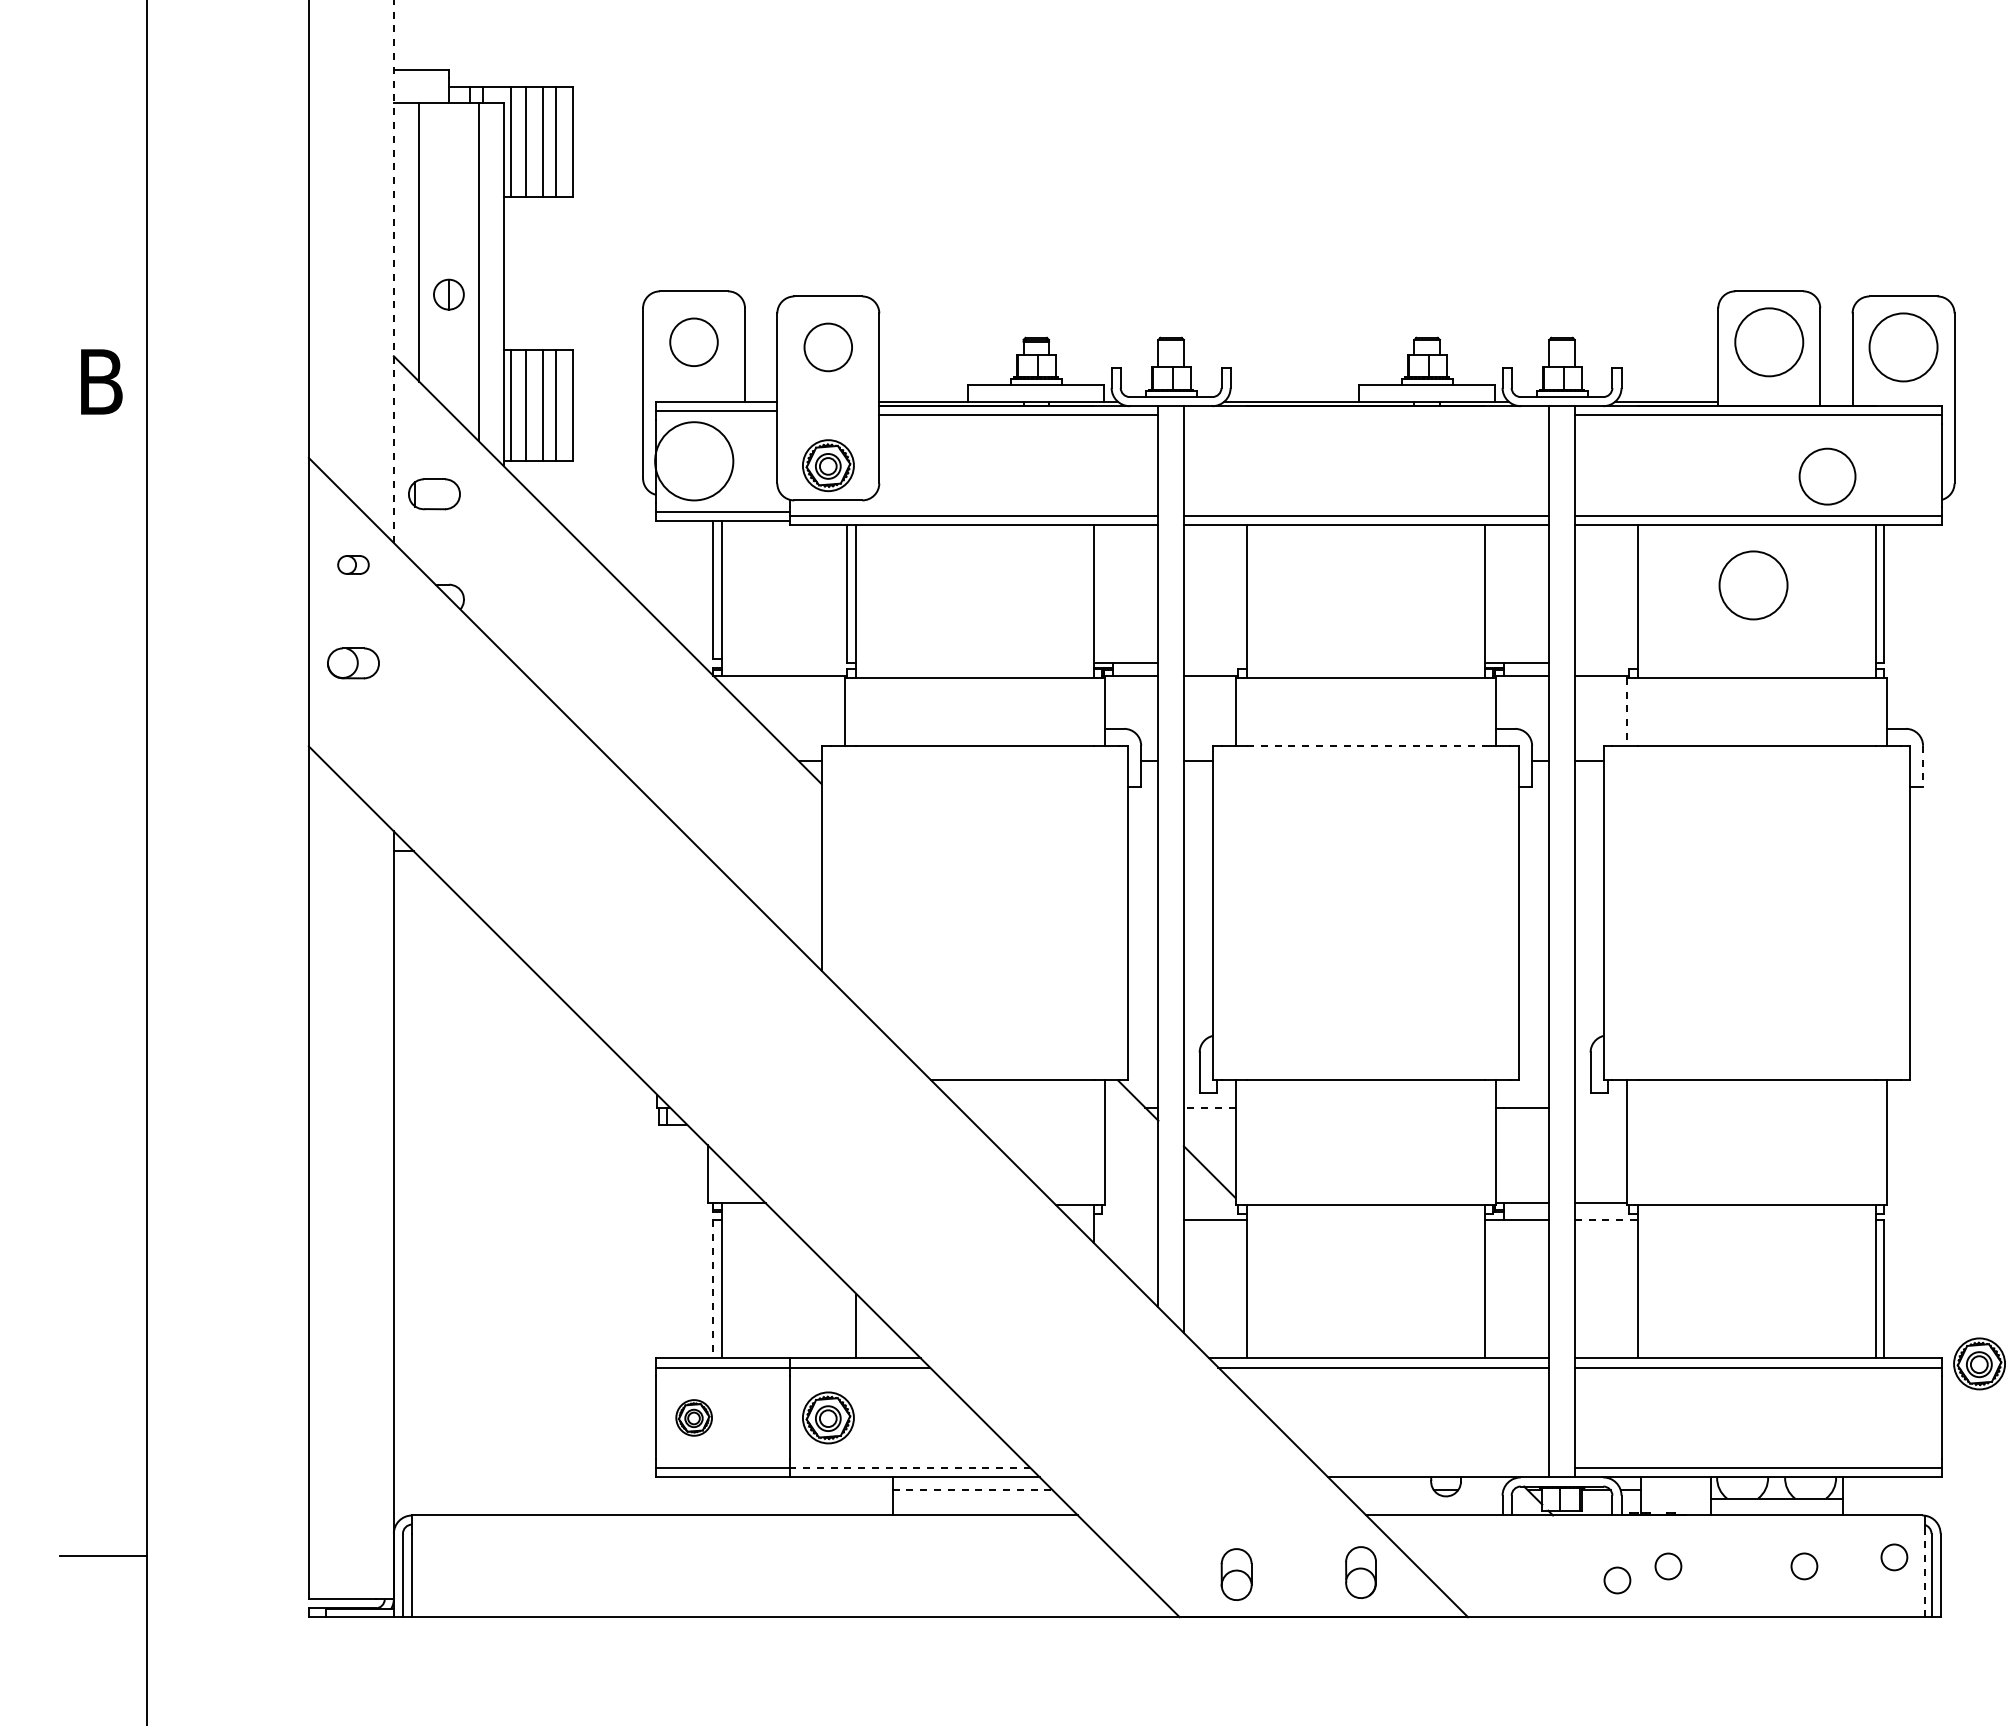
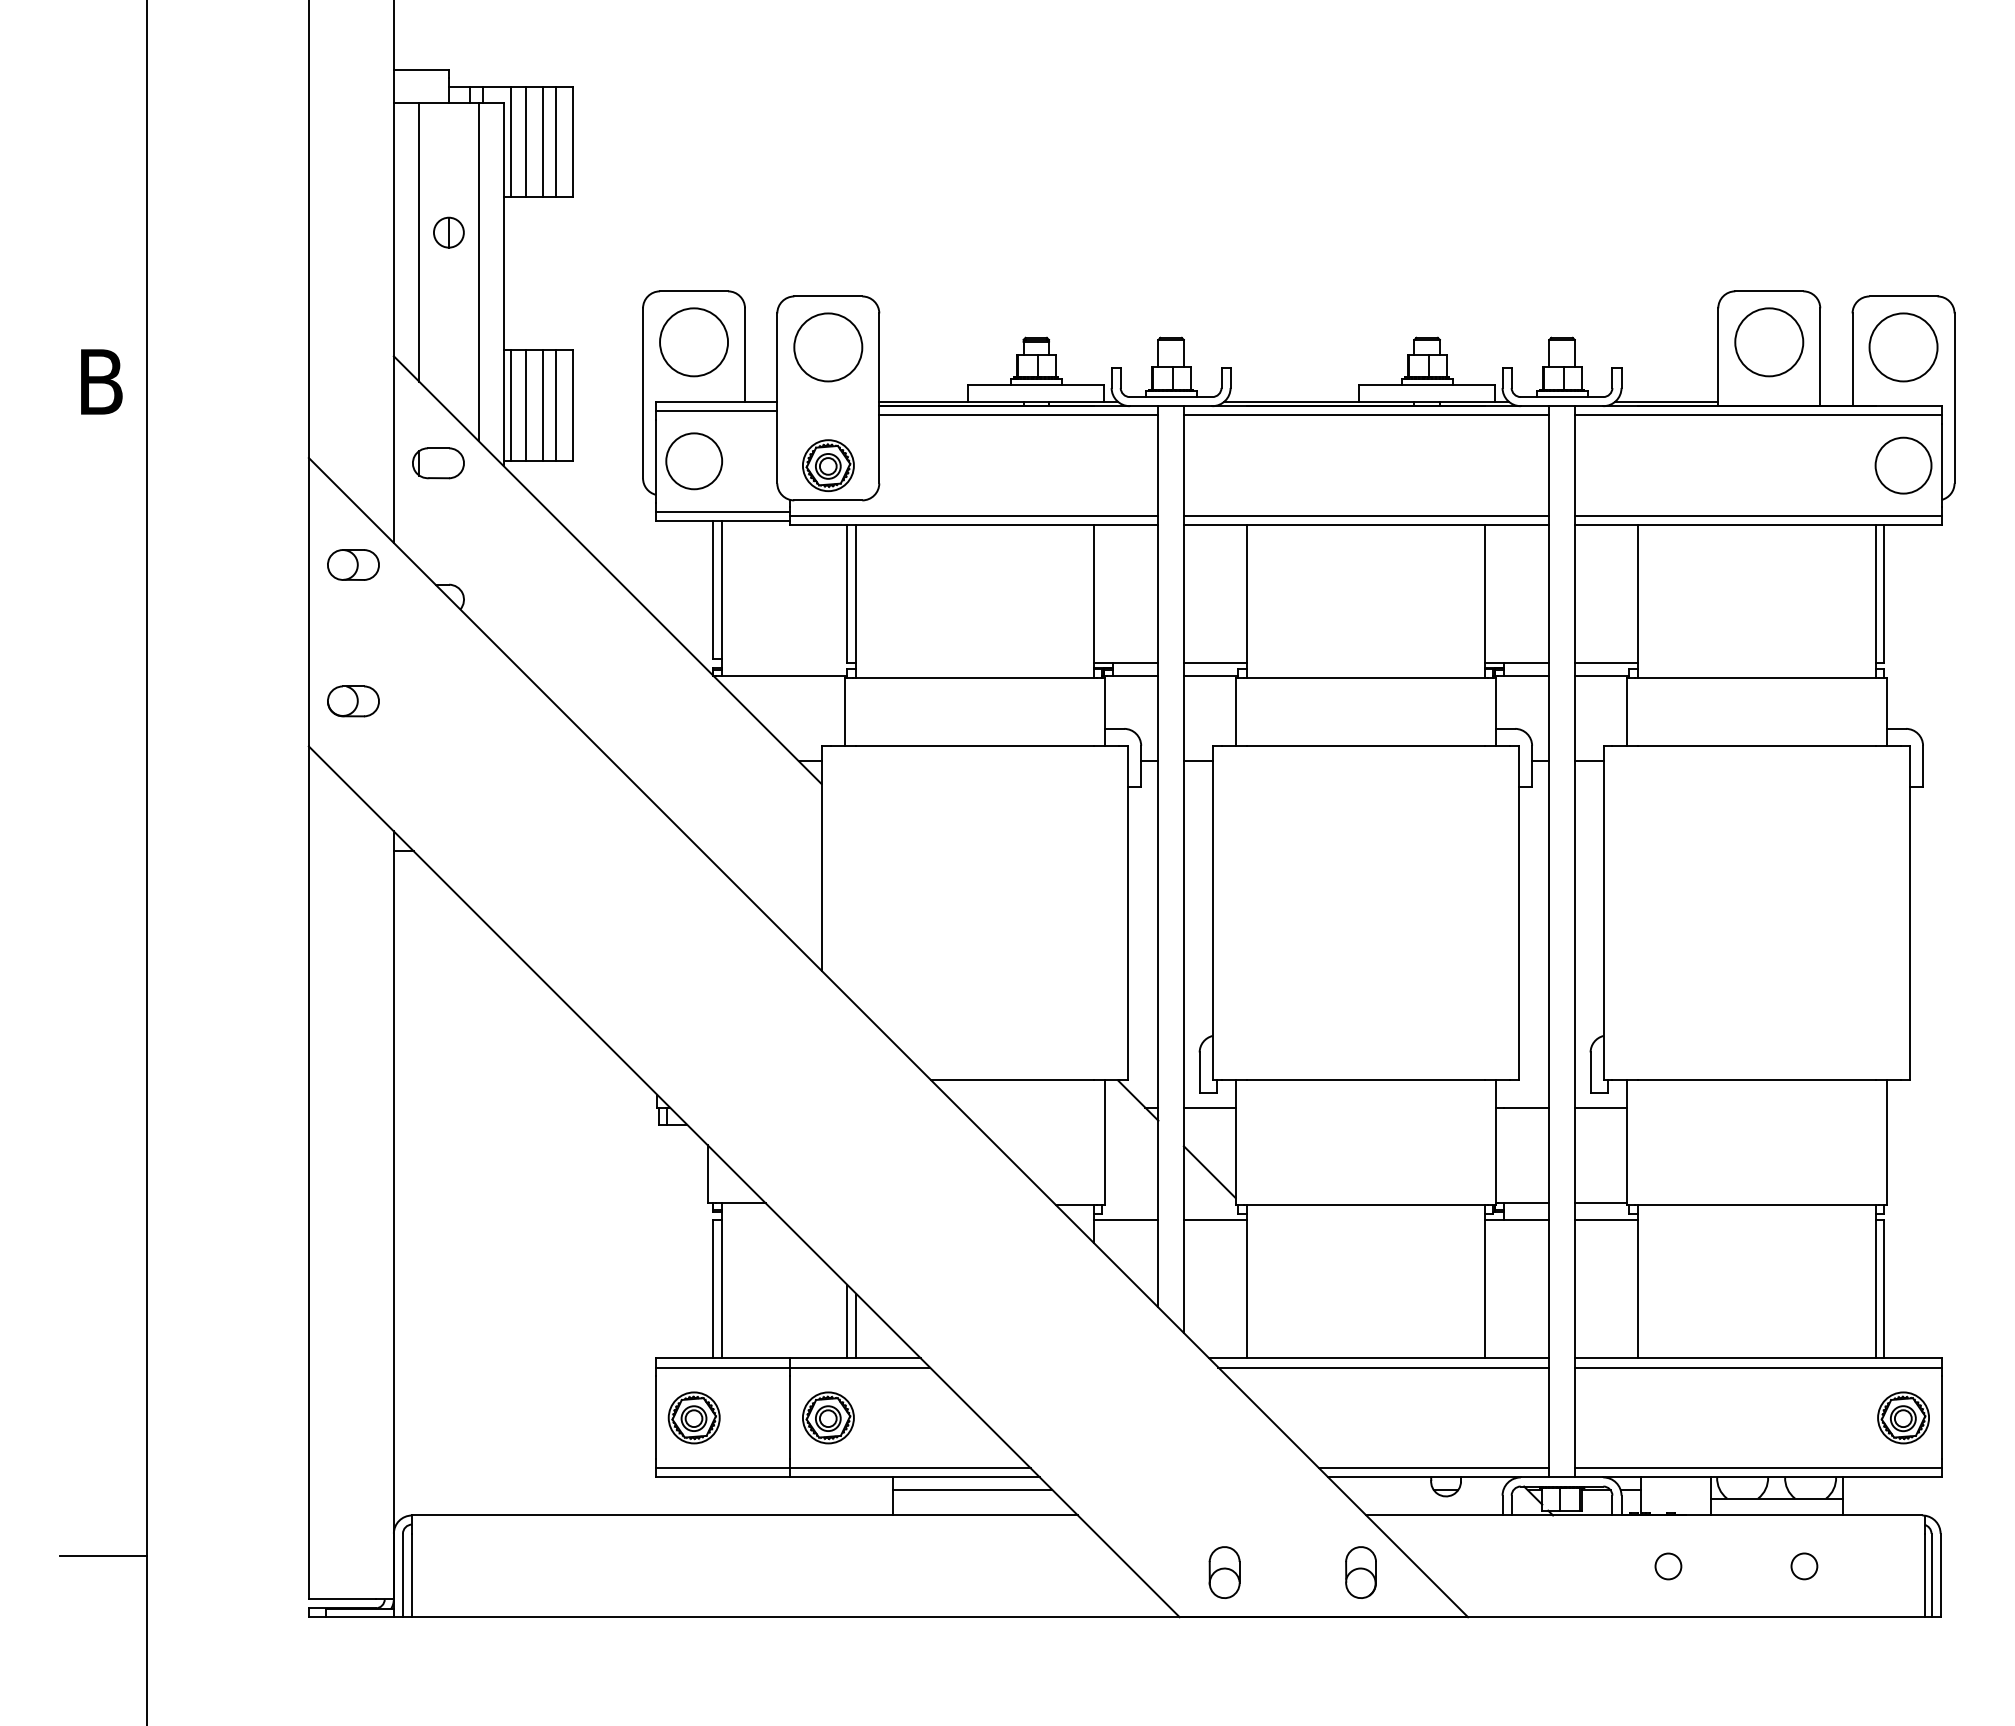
line: dashed -> solid (393, 271)
part position: (448, 294) -> (448, 232) (448, 232)
circle diameter: 48 px -> 68 px (694, 342)
circle diameter: 48 px -> 68 px (828, 347)
line: none -> present (1366, 415)
circle diameter: 78 px -> 56 px (694, 461)
circle position: (1827, 476) -> (1903, 465) (1903, 465)
part position: (434, 494) -> (438, 463) (438, 463)
part size: 33x20 px -> 53x32 px (353, 564)
circle: present -> none (1753, 585)
part position: (353, 663) -> (353, 701) (353, 701)
line: none -> present (1214, 663)
line: none -> present (1605, 663)
line: dashed -> solid (1626, 711)
line: dashed -> solid (1365, 745)
line: dashed -> solid (1923, 766)
line: dashed -> solid (1209, 1107)
line: none -> present (1600, 1107)
line: none -> present (1125, 1220)
line: dashed -> solid (1606, 1220)
line: dashed -> solid (713, 1289)
line: none -> present (847, 1321)
part position: (1979, 1363) -> (1903, 1417) (1903, 1417)
part size: 38x38 px -> 54x54 px (693, 1417)
line: dashed -> solid (909, 1468)
line: none -> present (1434, 1468)
line: dashed -> solid (972, 1490)
circle: present -> none (1894, 1557)
part position: (1236, 1574) -> (1224, 1572) (1224, 1572)
line: dashed -> solid (1924, 1575)
circle: present -> none (1617, 1580)
